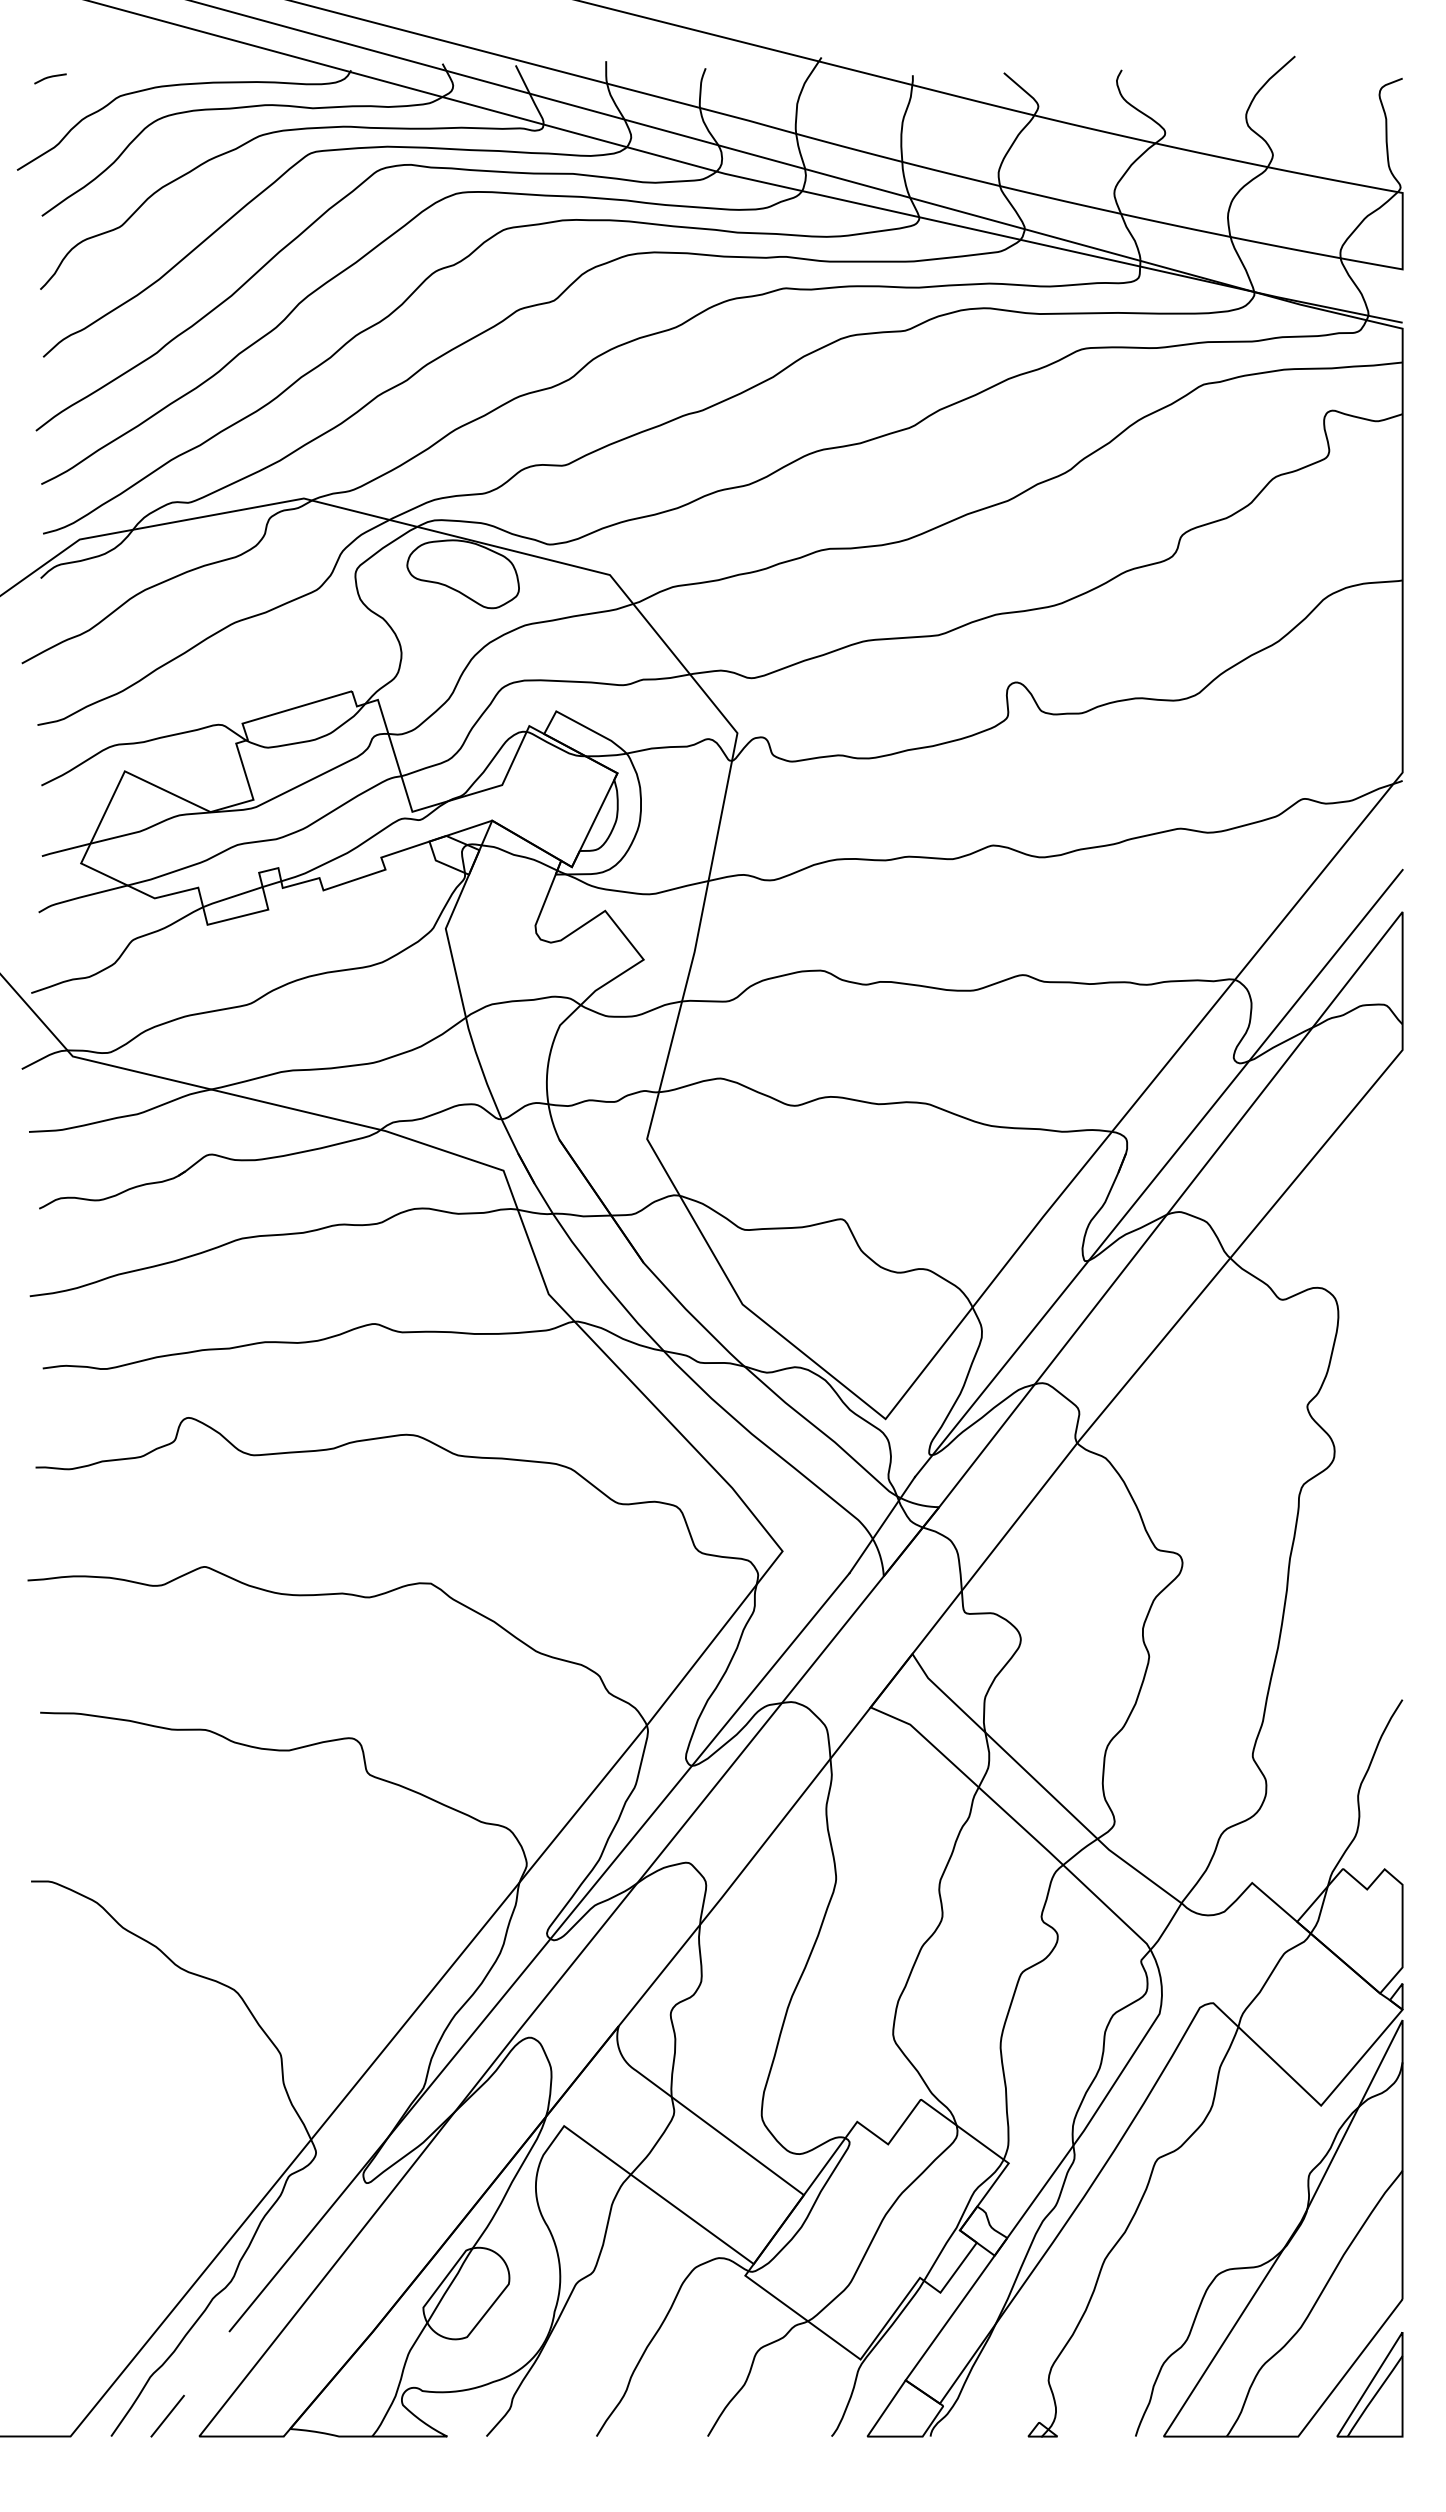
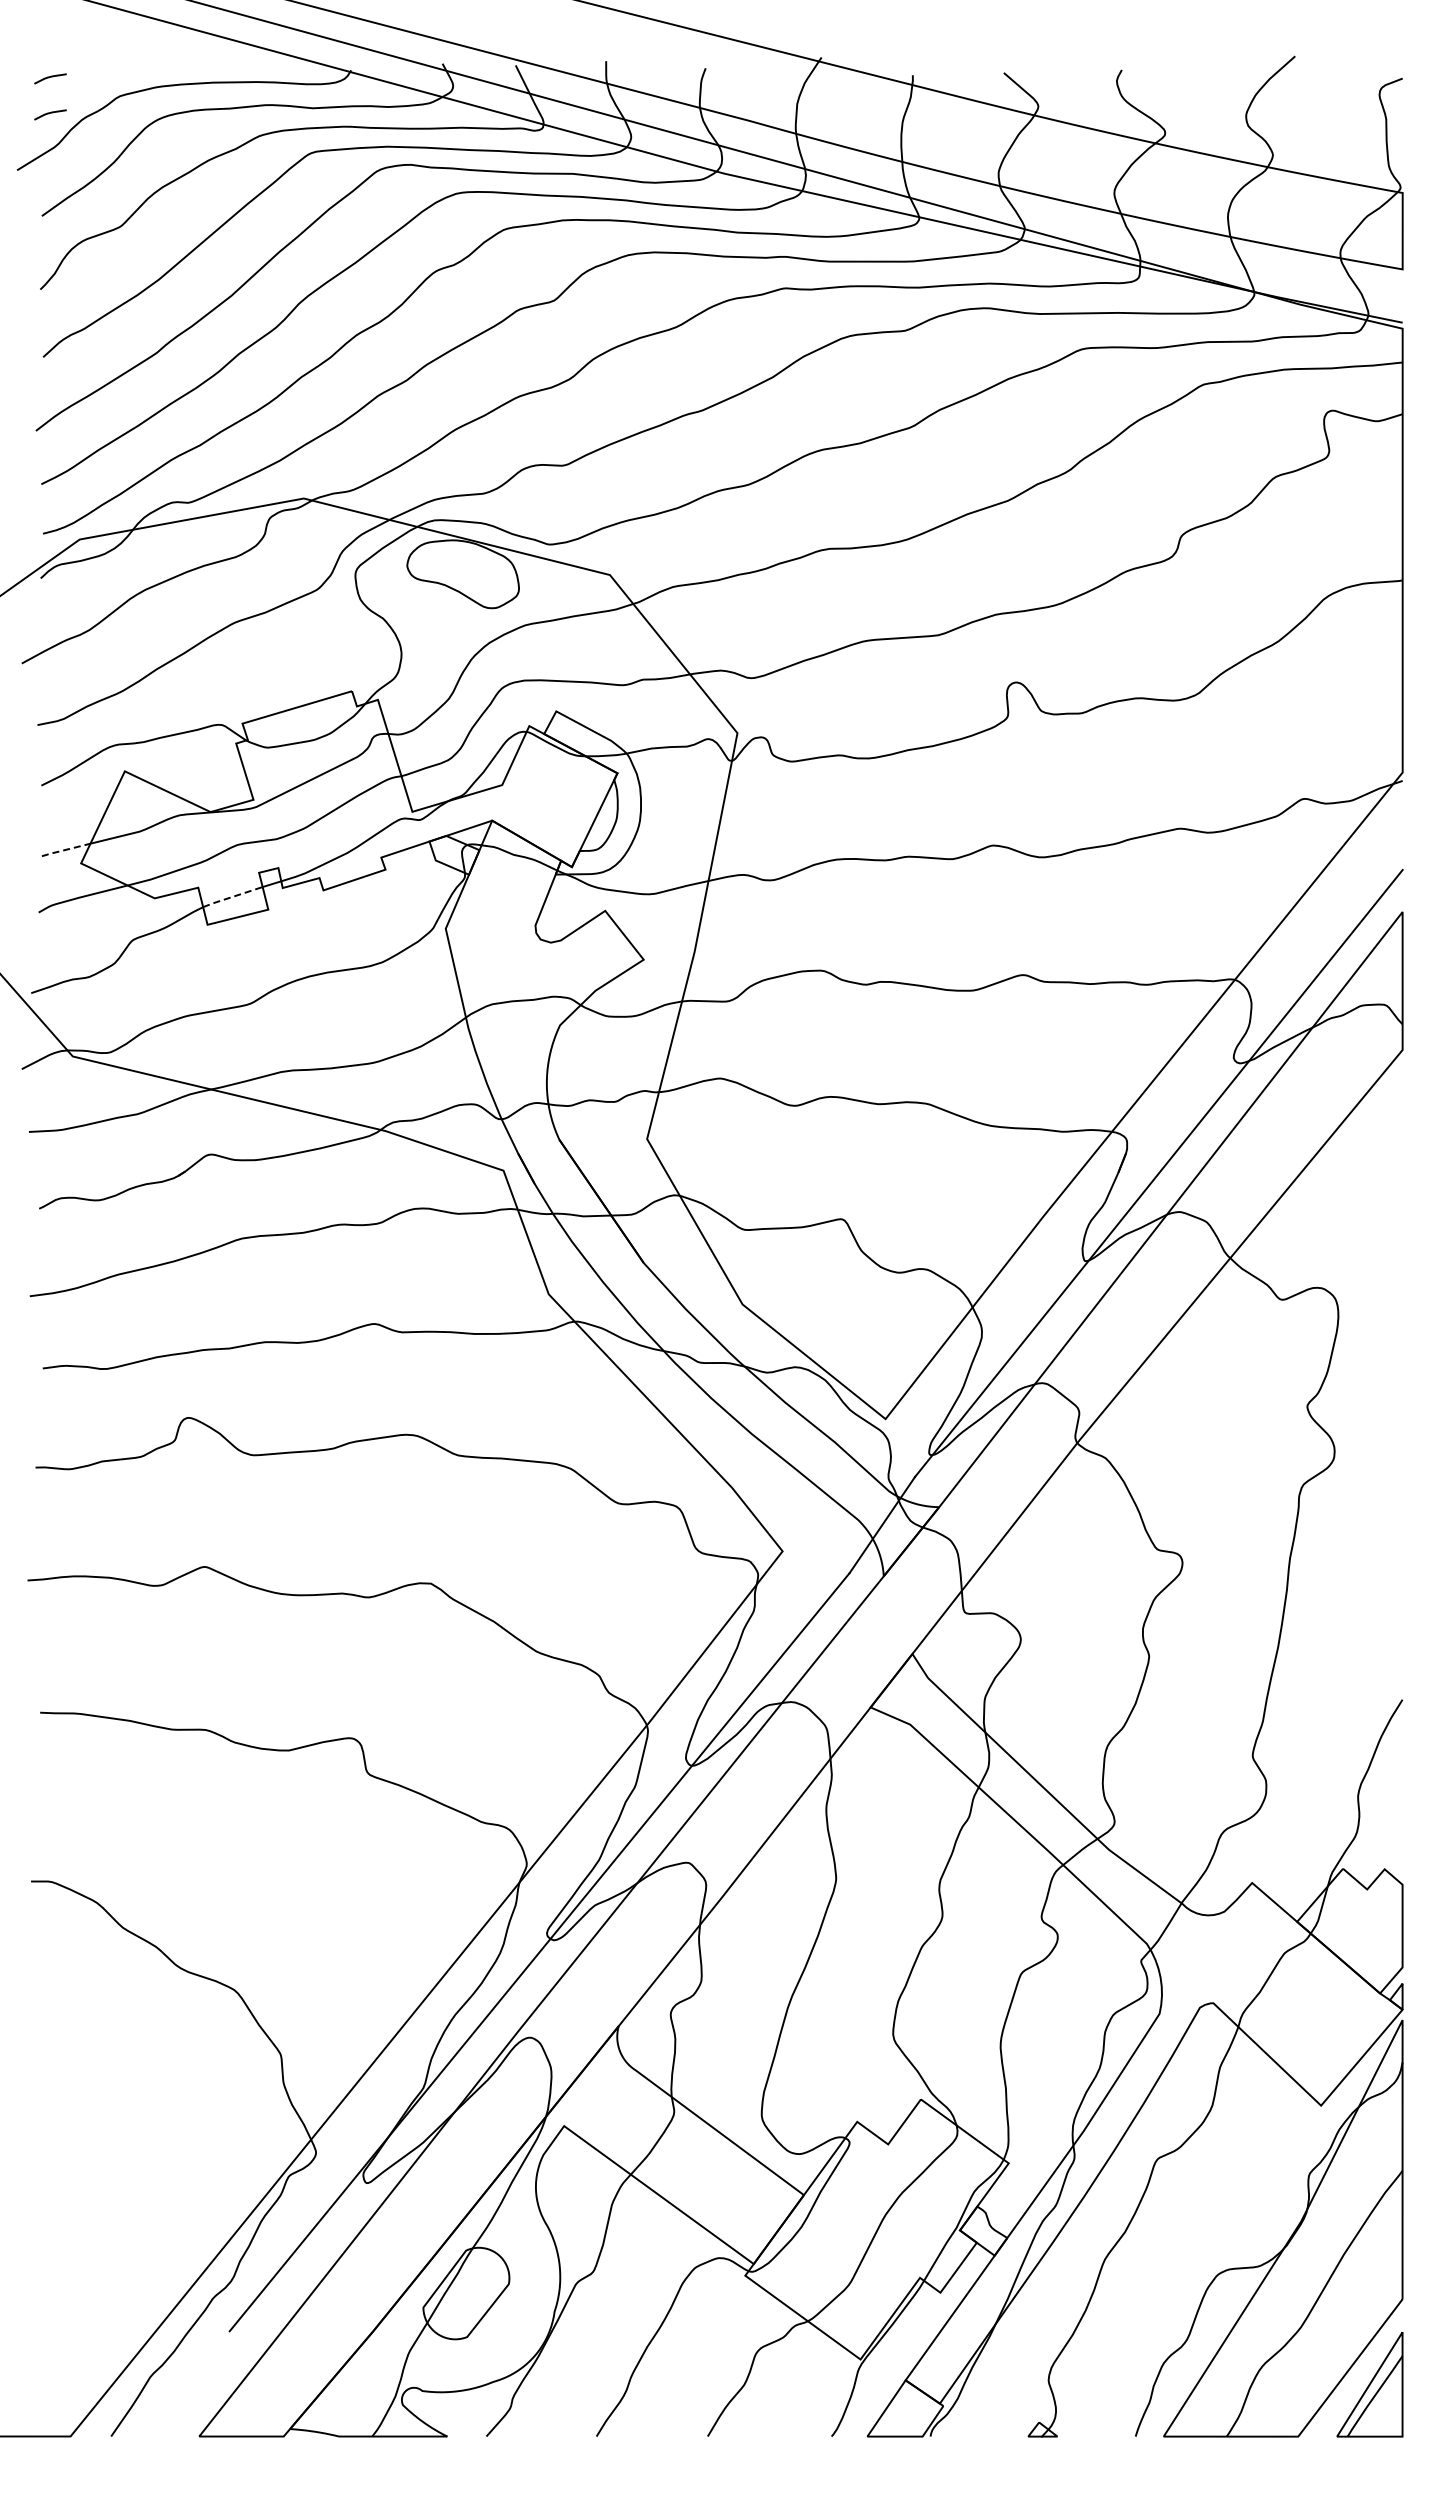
line: none -> present (50, 113)
line: solid -> dashed (65, 849)
line: solid -> dashed (232, 897)
line: present -> none (167, 2415)
